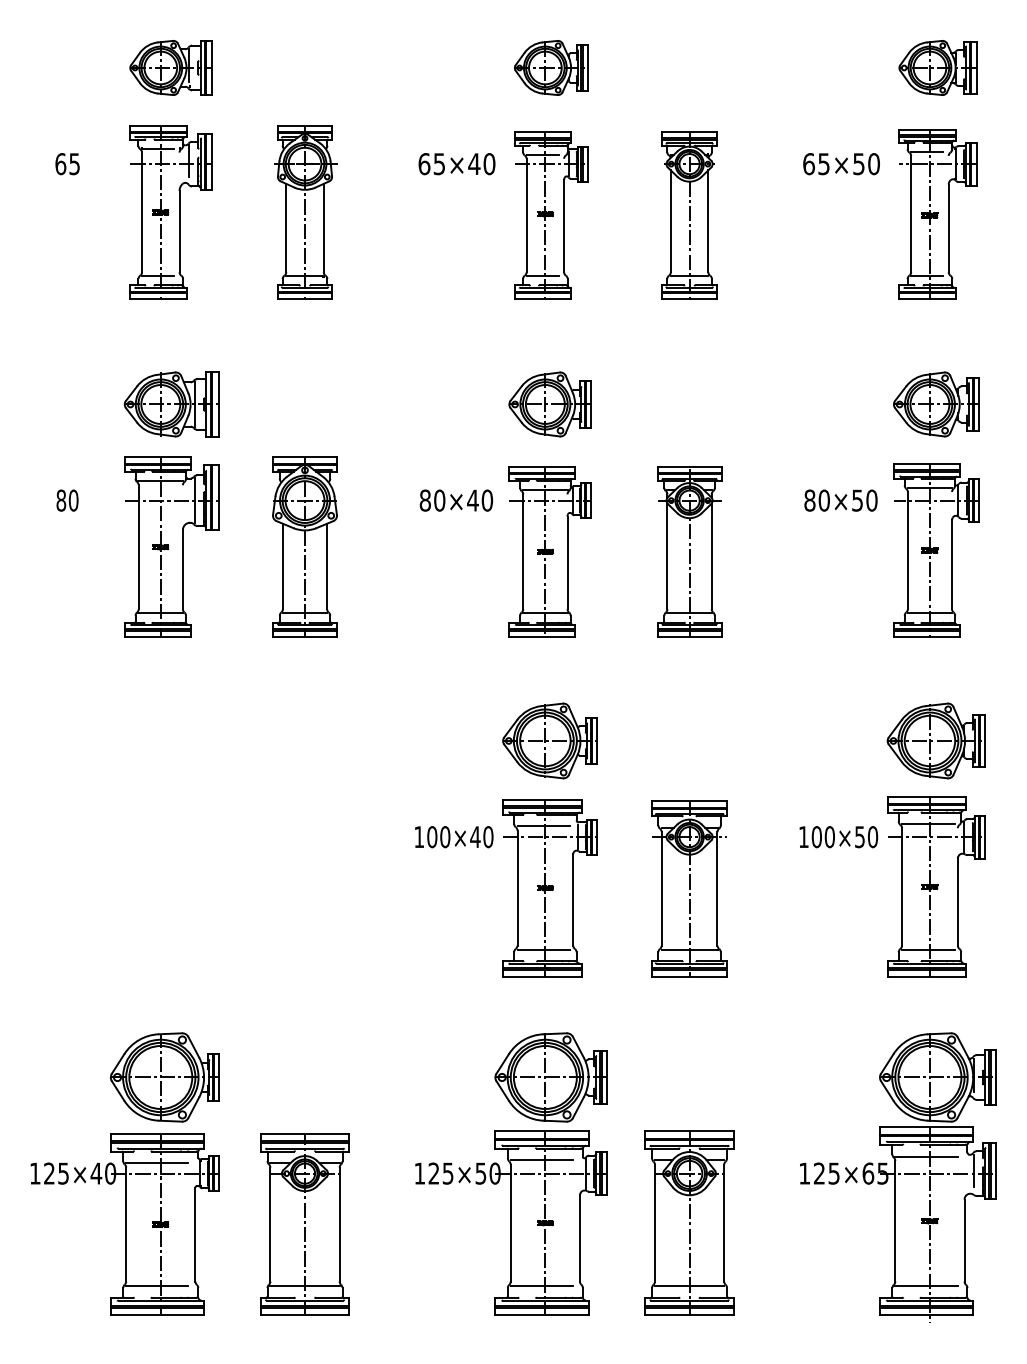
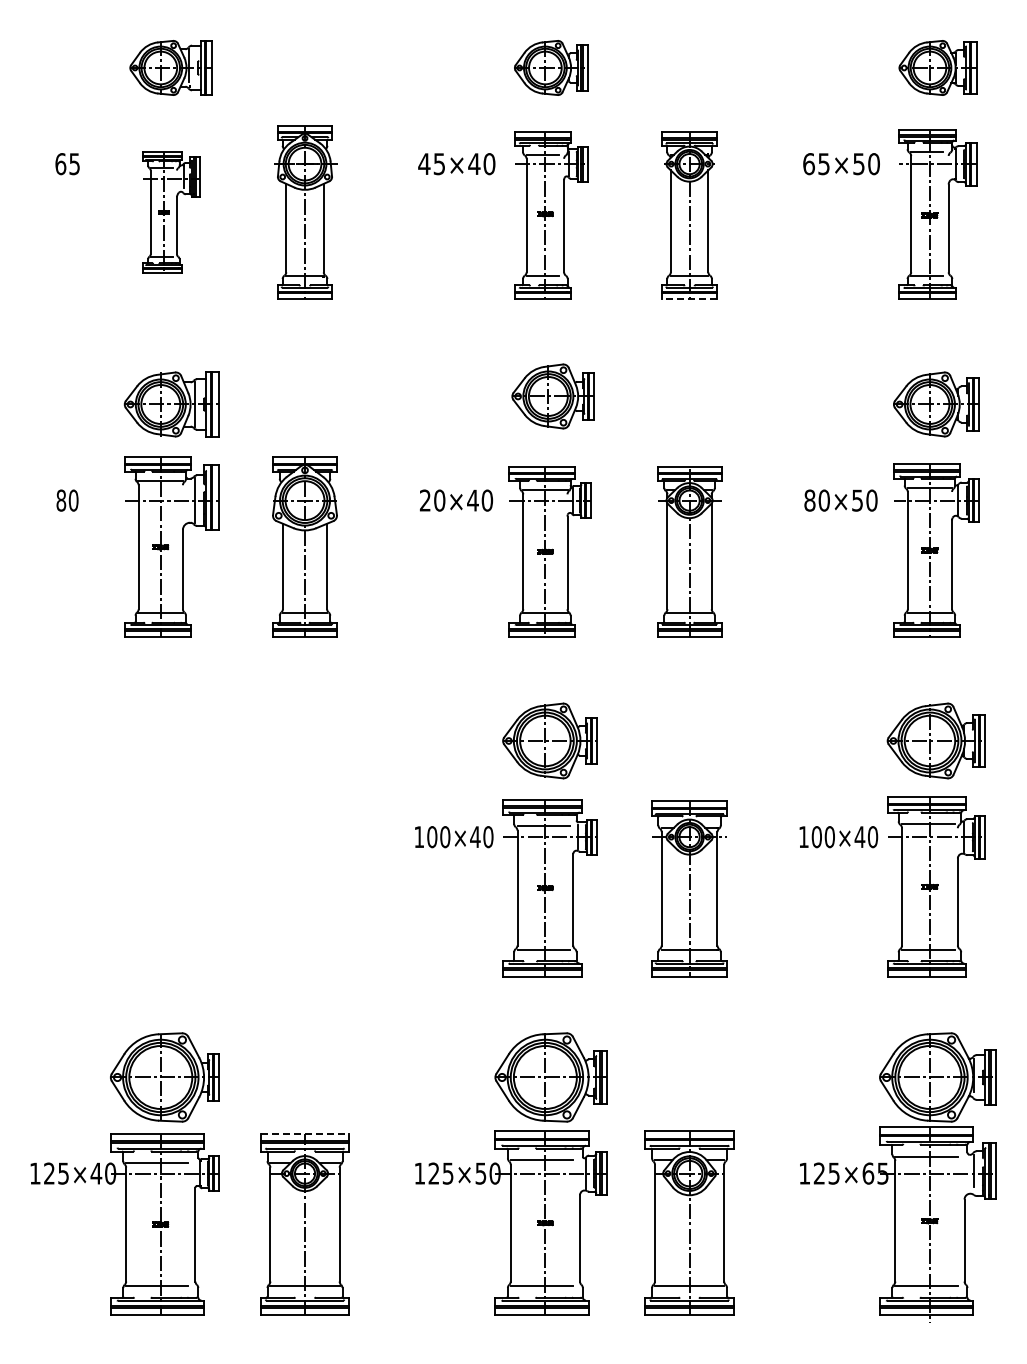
text: 65×40 -> 45×40 (424, 164)
part size: 84x175 px -> 59x123 px (171, 212)
line: solid -> dashed (689, 298)
part position: (549, 404) -> (552, 396) (552, 396)
text: 80×40 -> 20×40 (424, 500)
text: 100×50 -> 100×40 (859, 837)
line: solid -> dashed (305, 1133)
